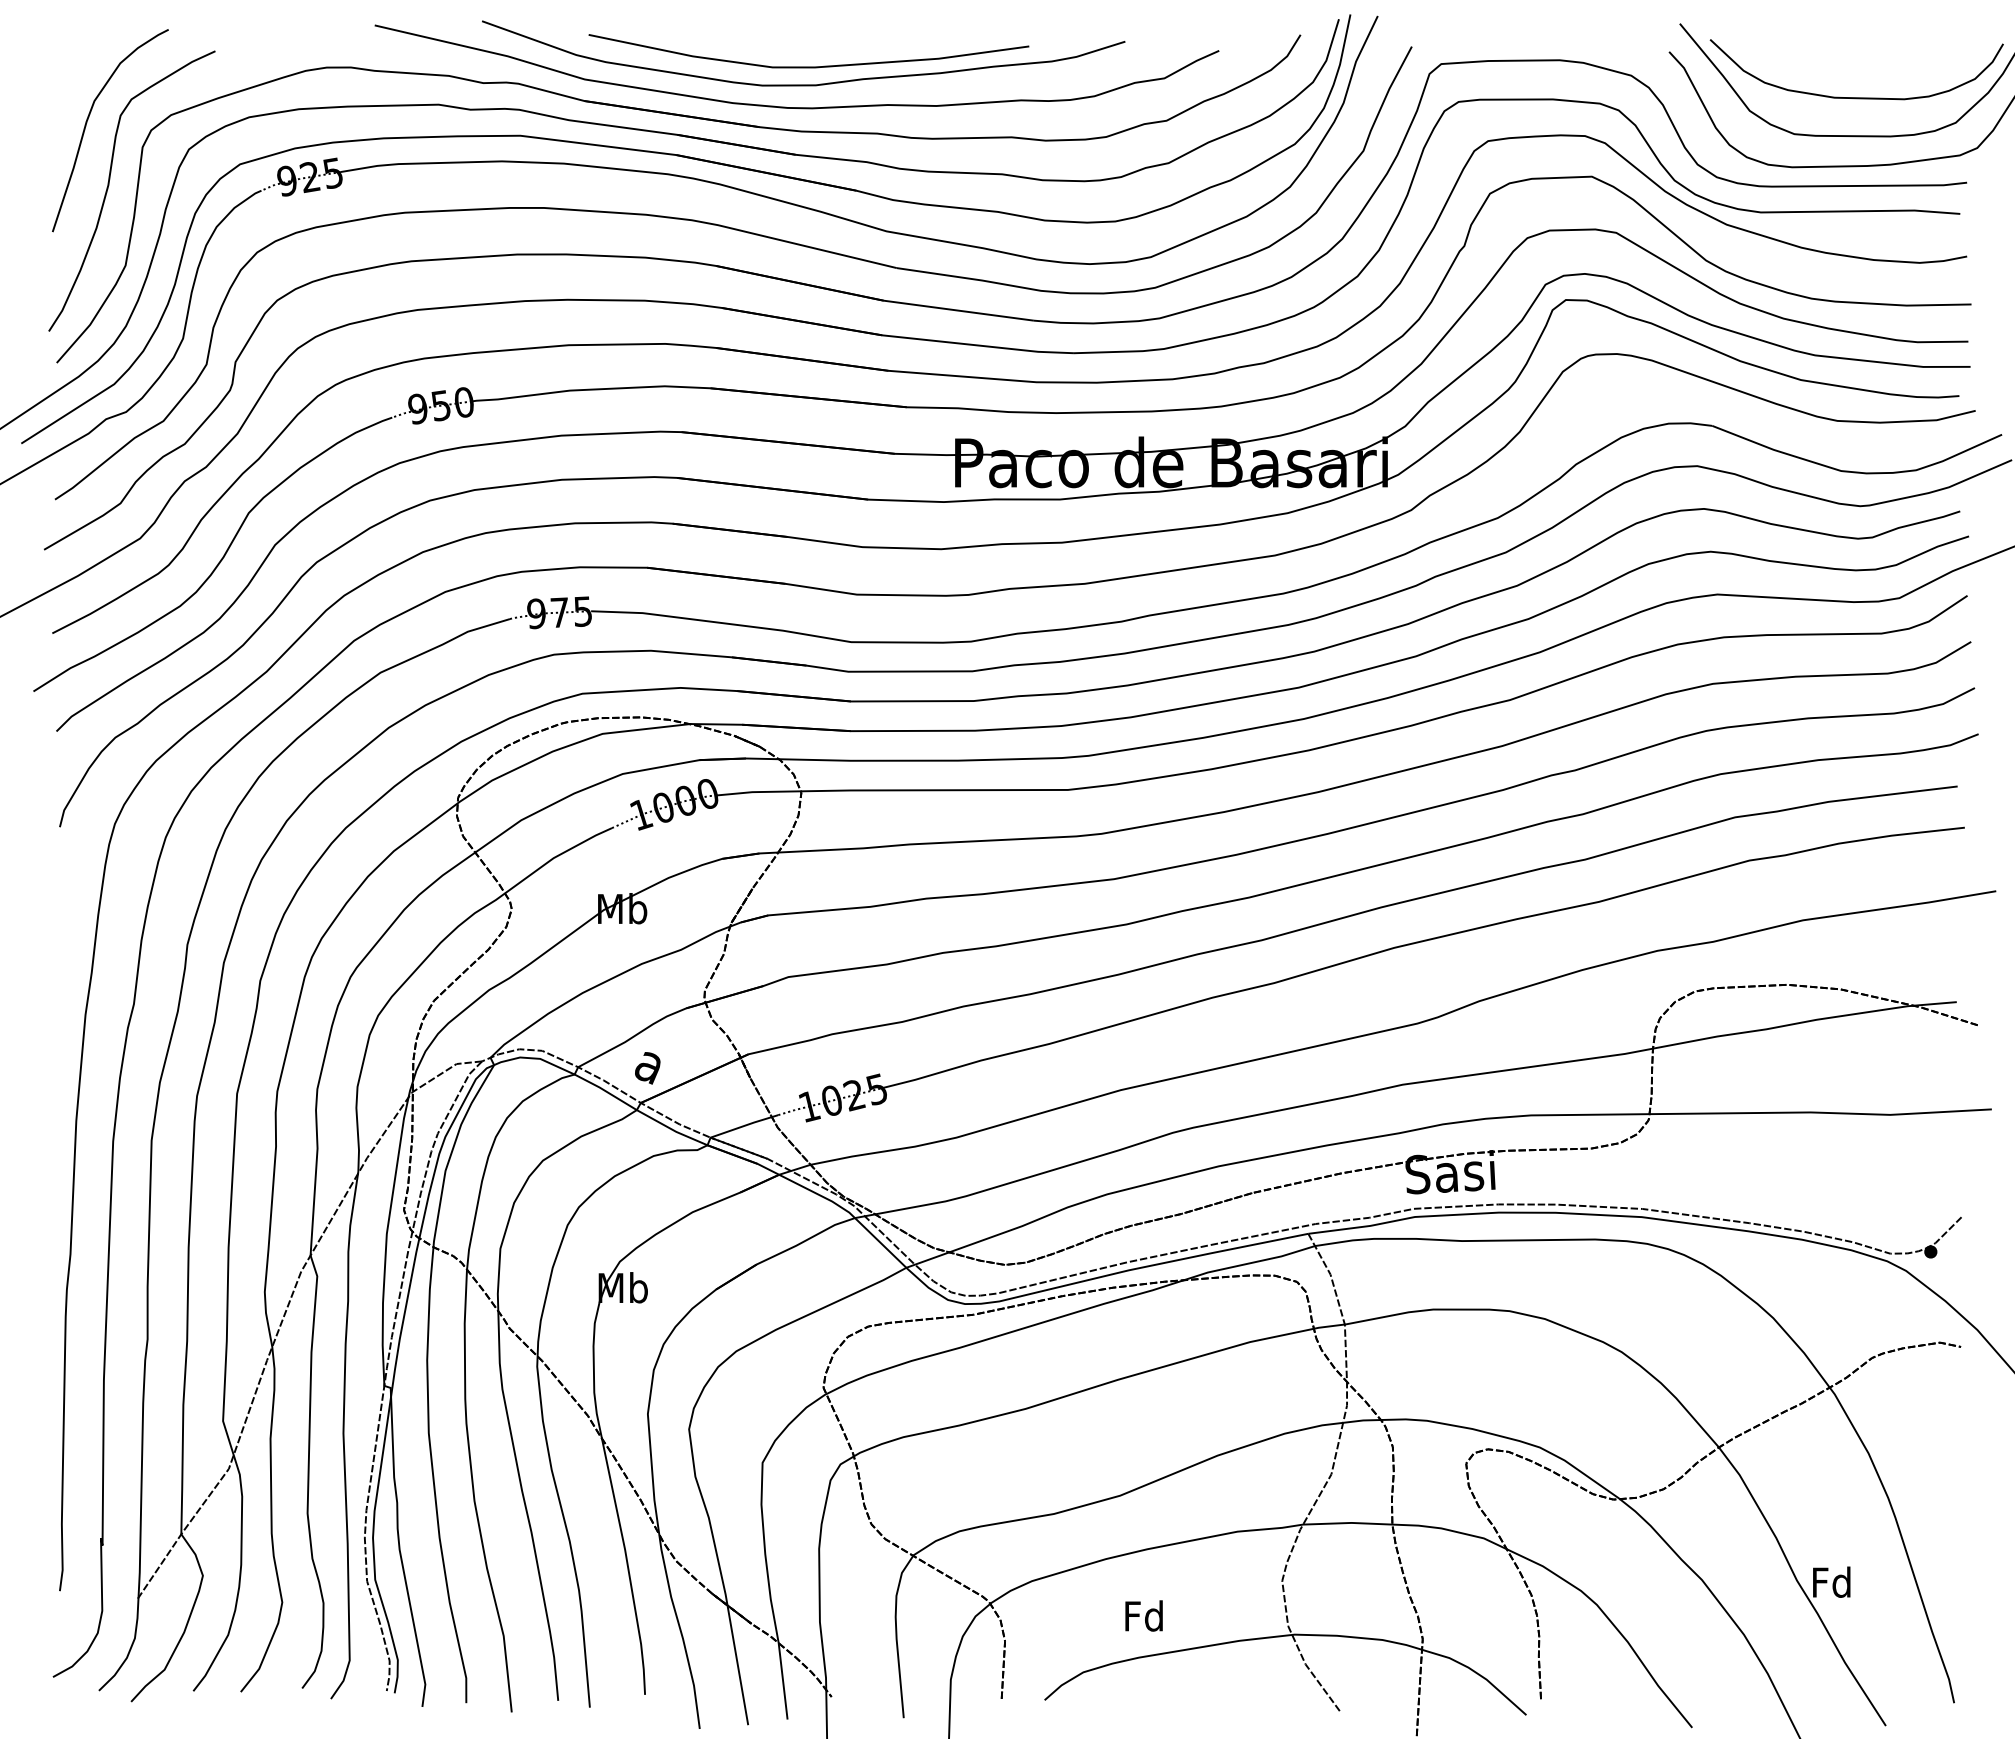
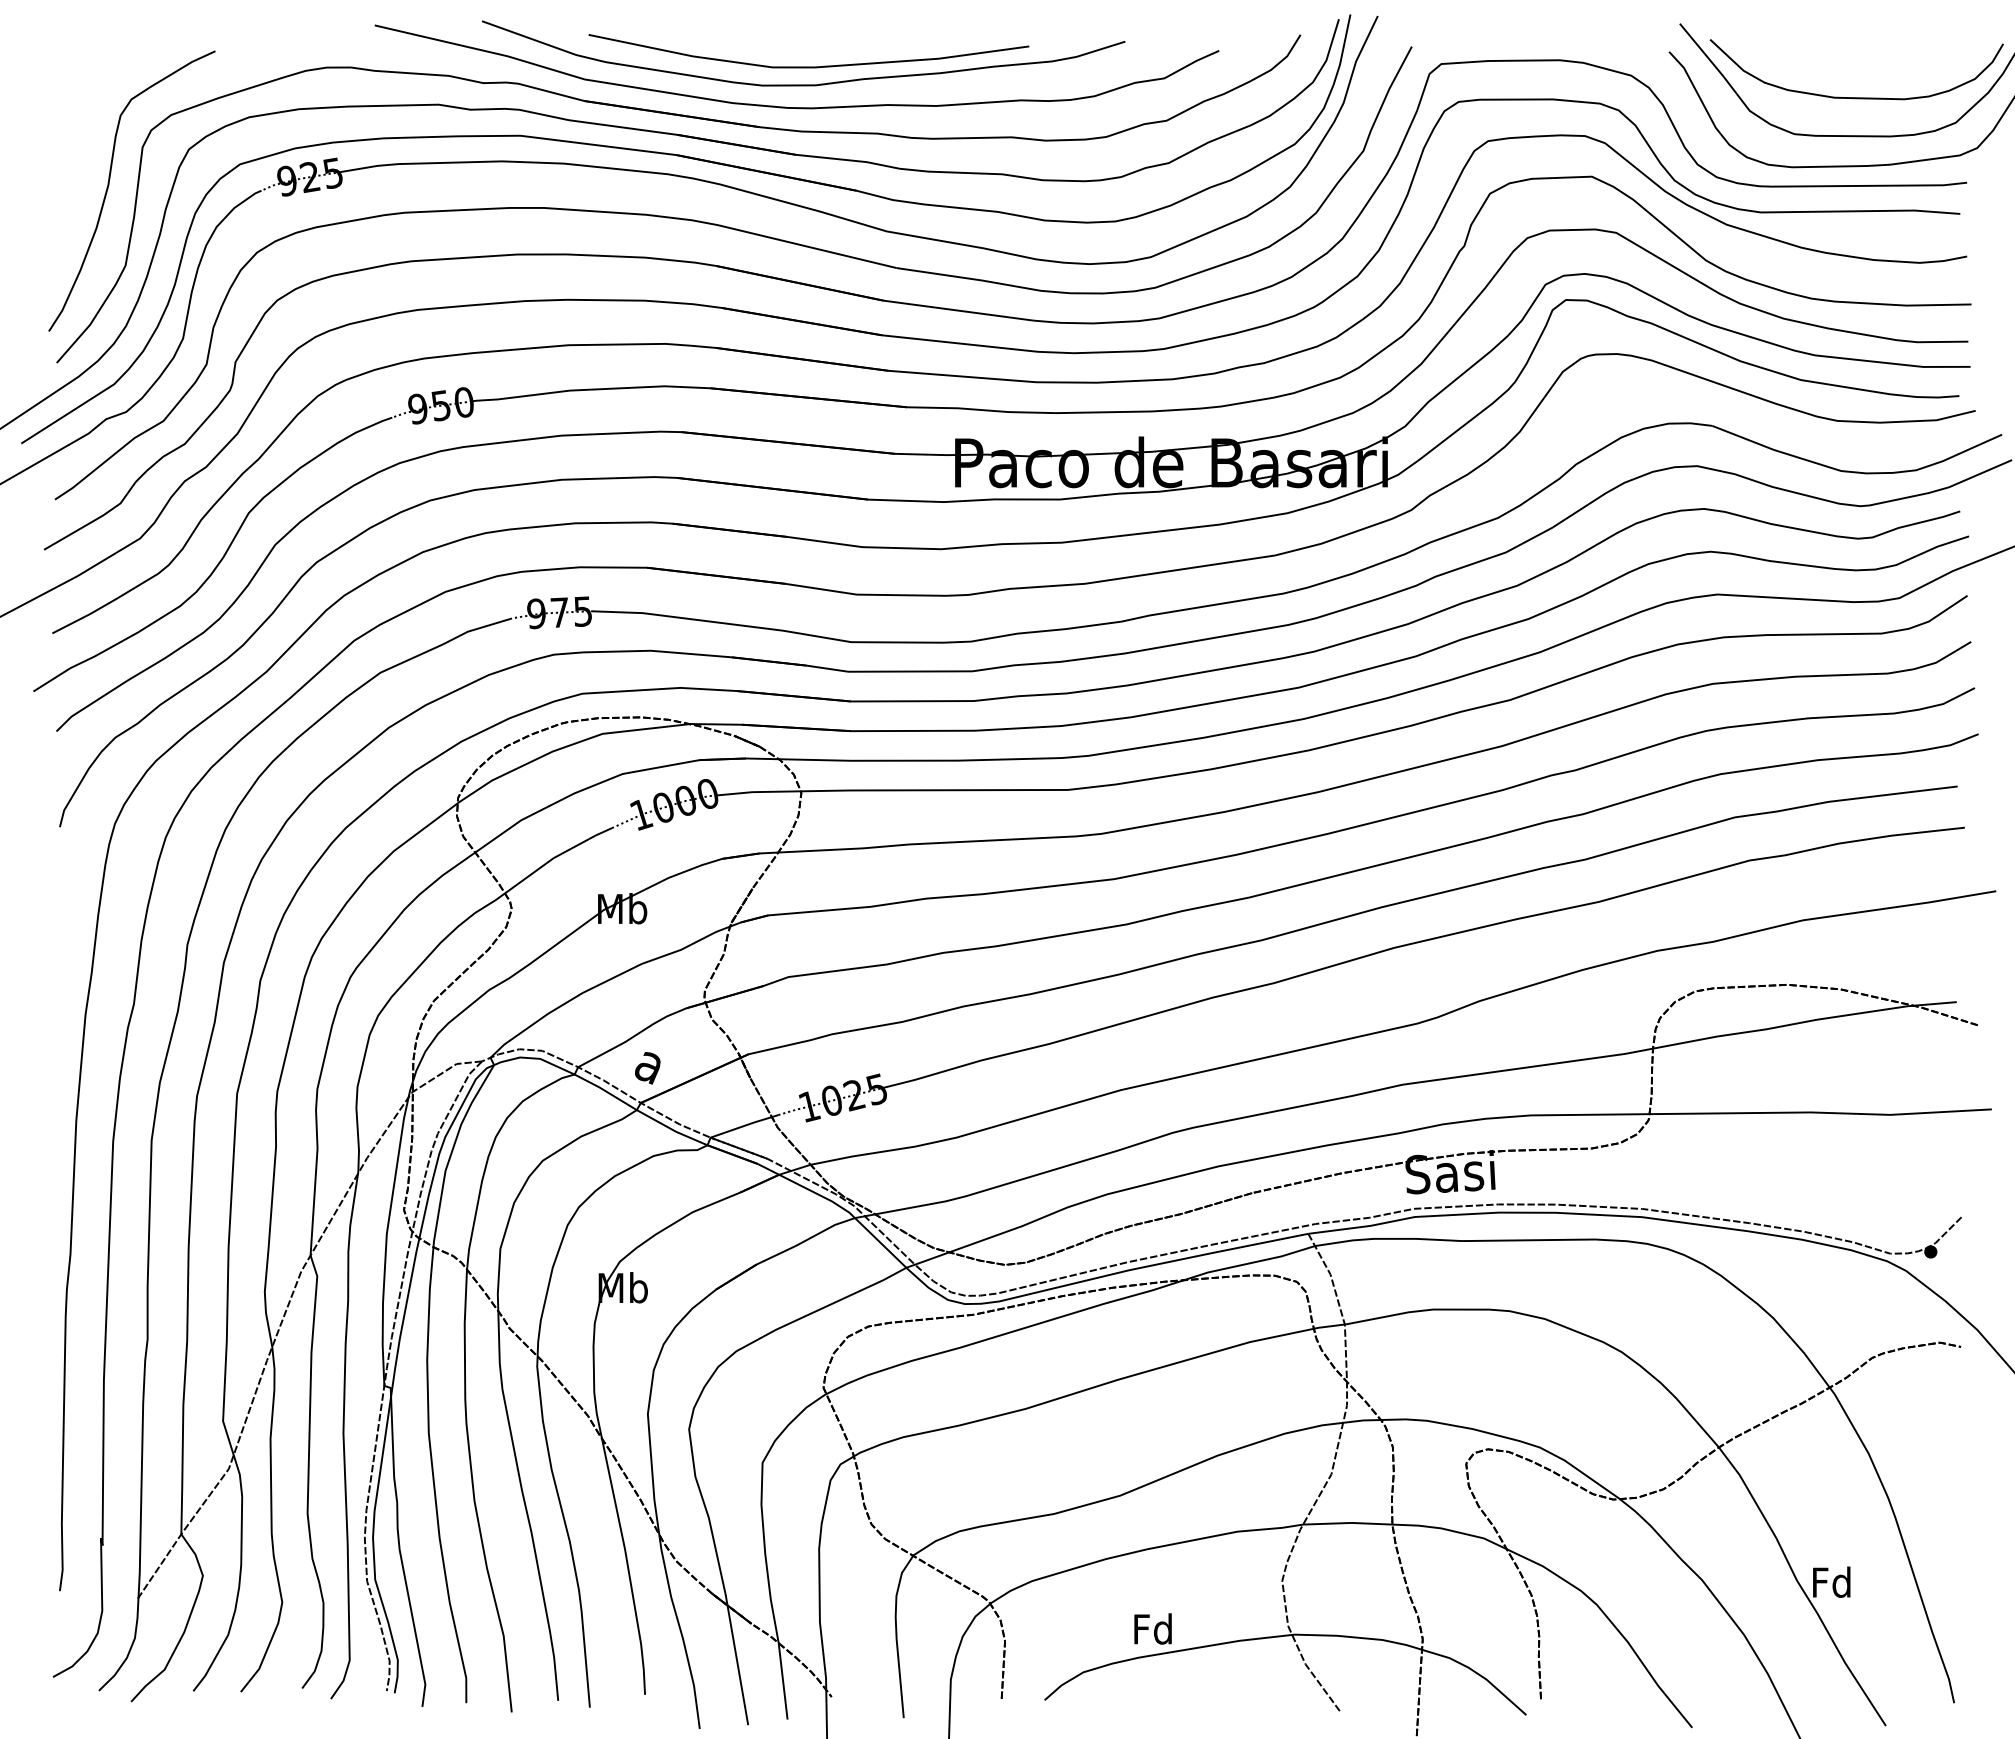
curve: present -> none (87, 123)
text position: (1143, 1615) -> (1152, 1628) (1152, 1628)
